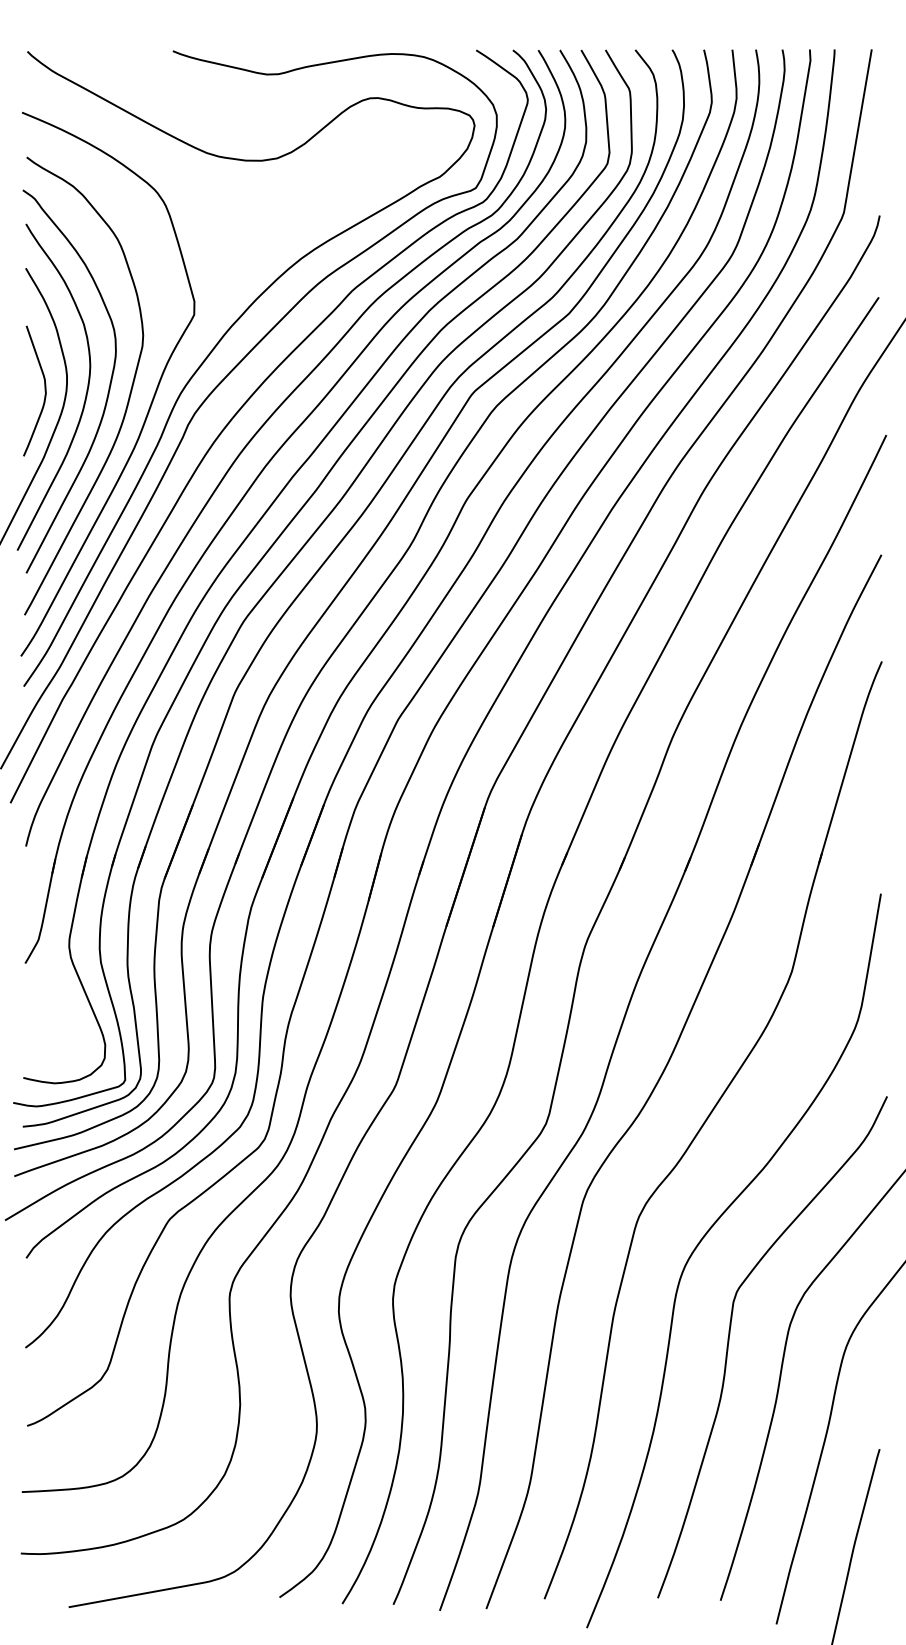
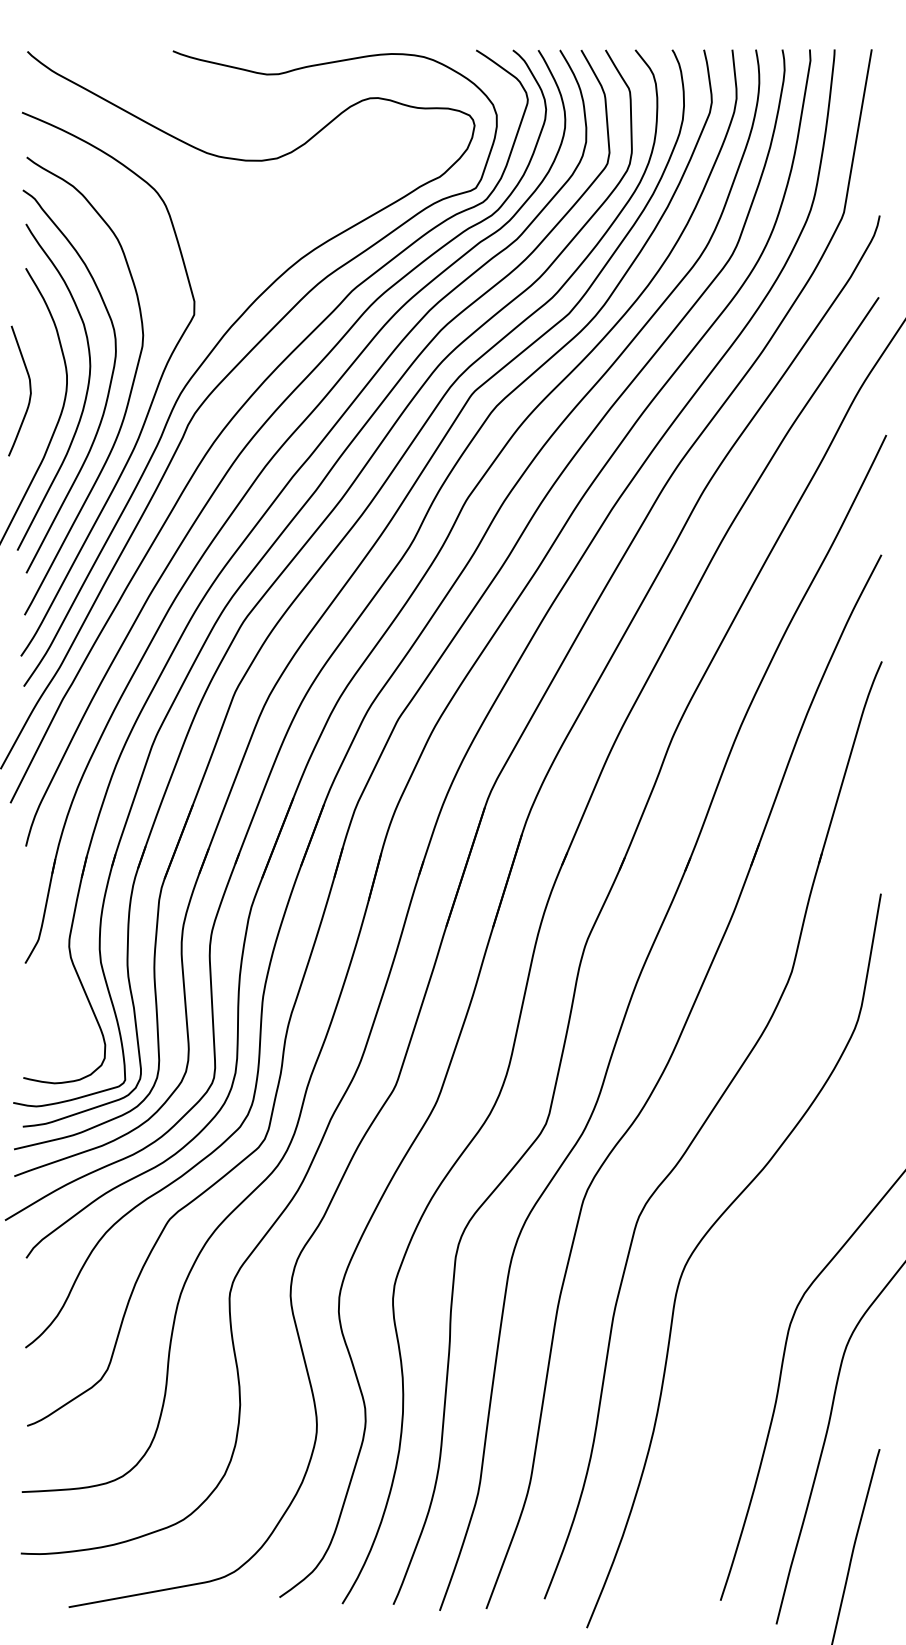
curve position: (44, 390) -> (29, 390) (29, 390)
curve: present -> none (729, 1342)
